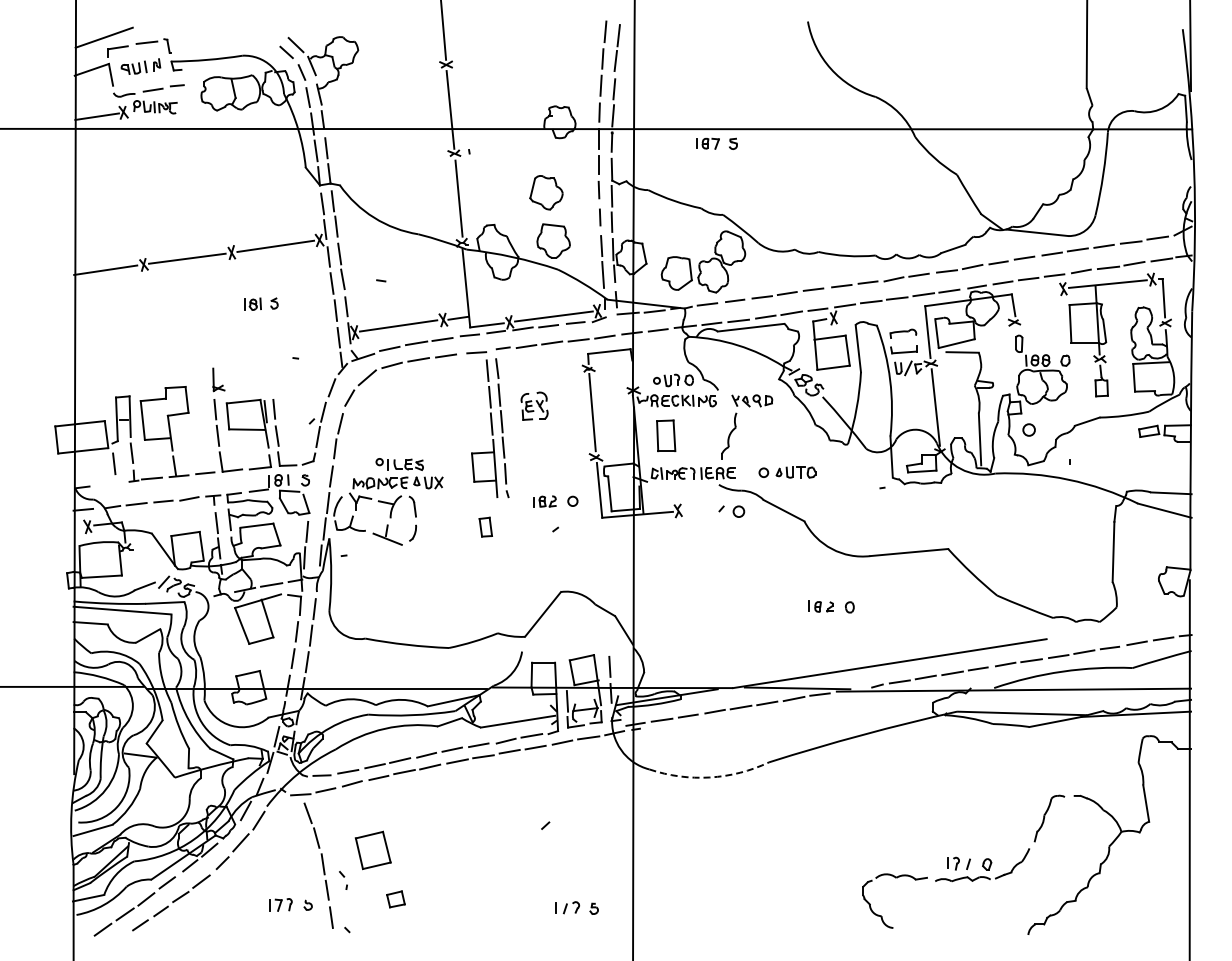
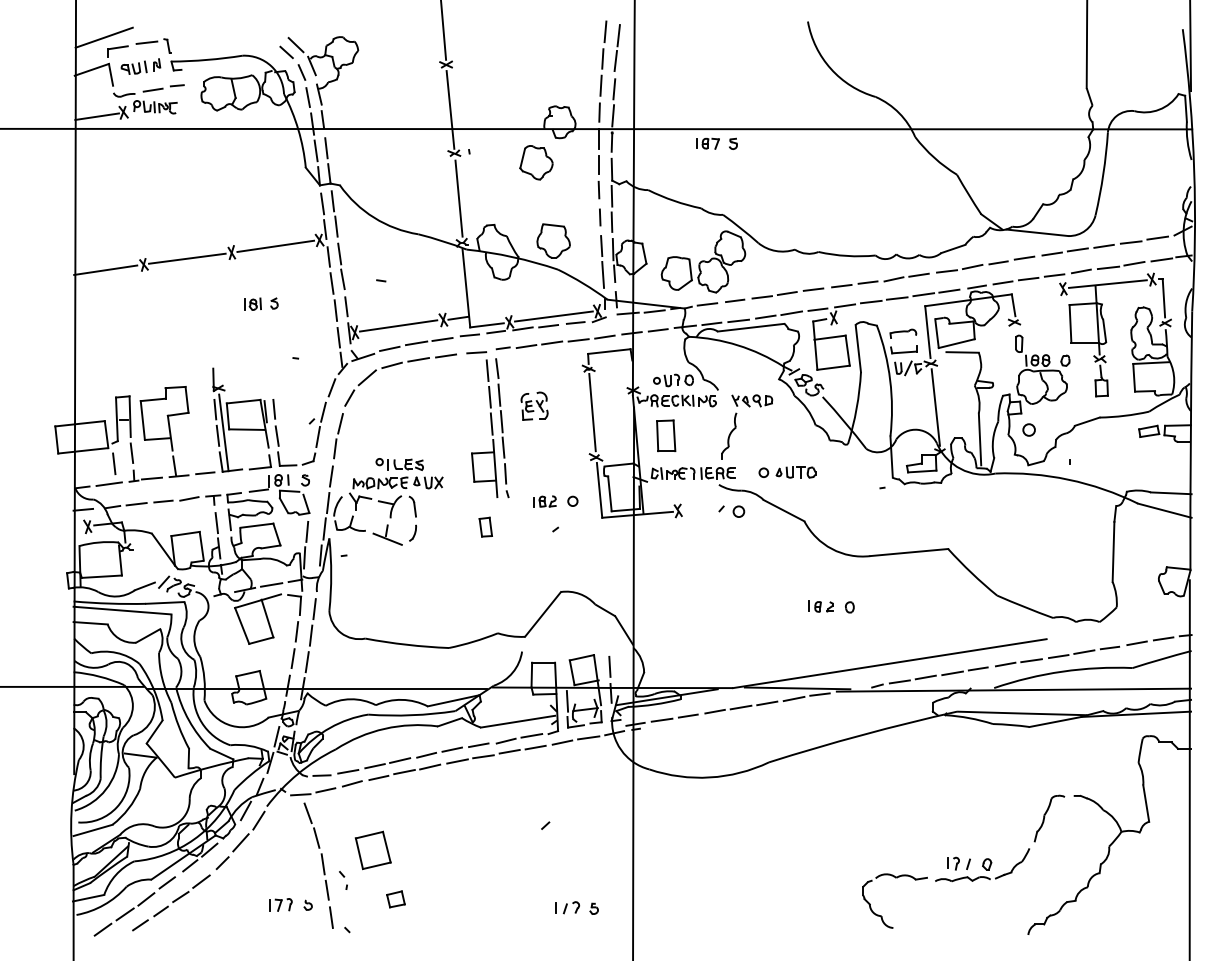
part position: (546, 192) -> (536, 162) (536, 162)
line: none -> present (223, 432)
line: none -> present (108, 483)
arc: dashed -> solid (709, 777)
